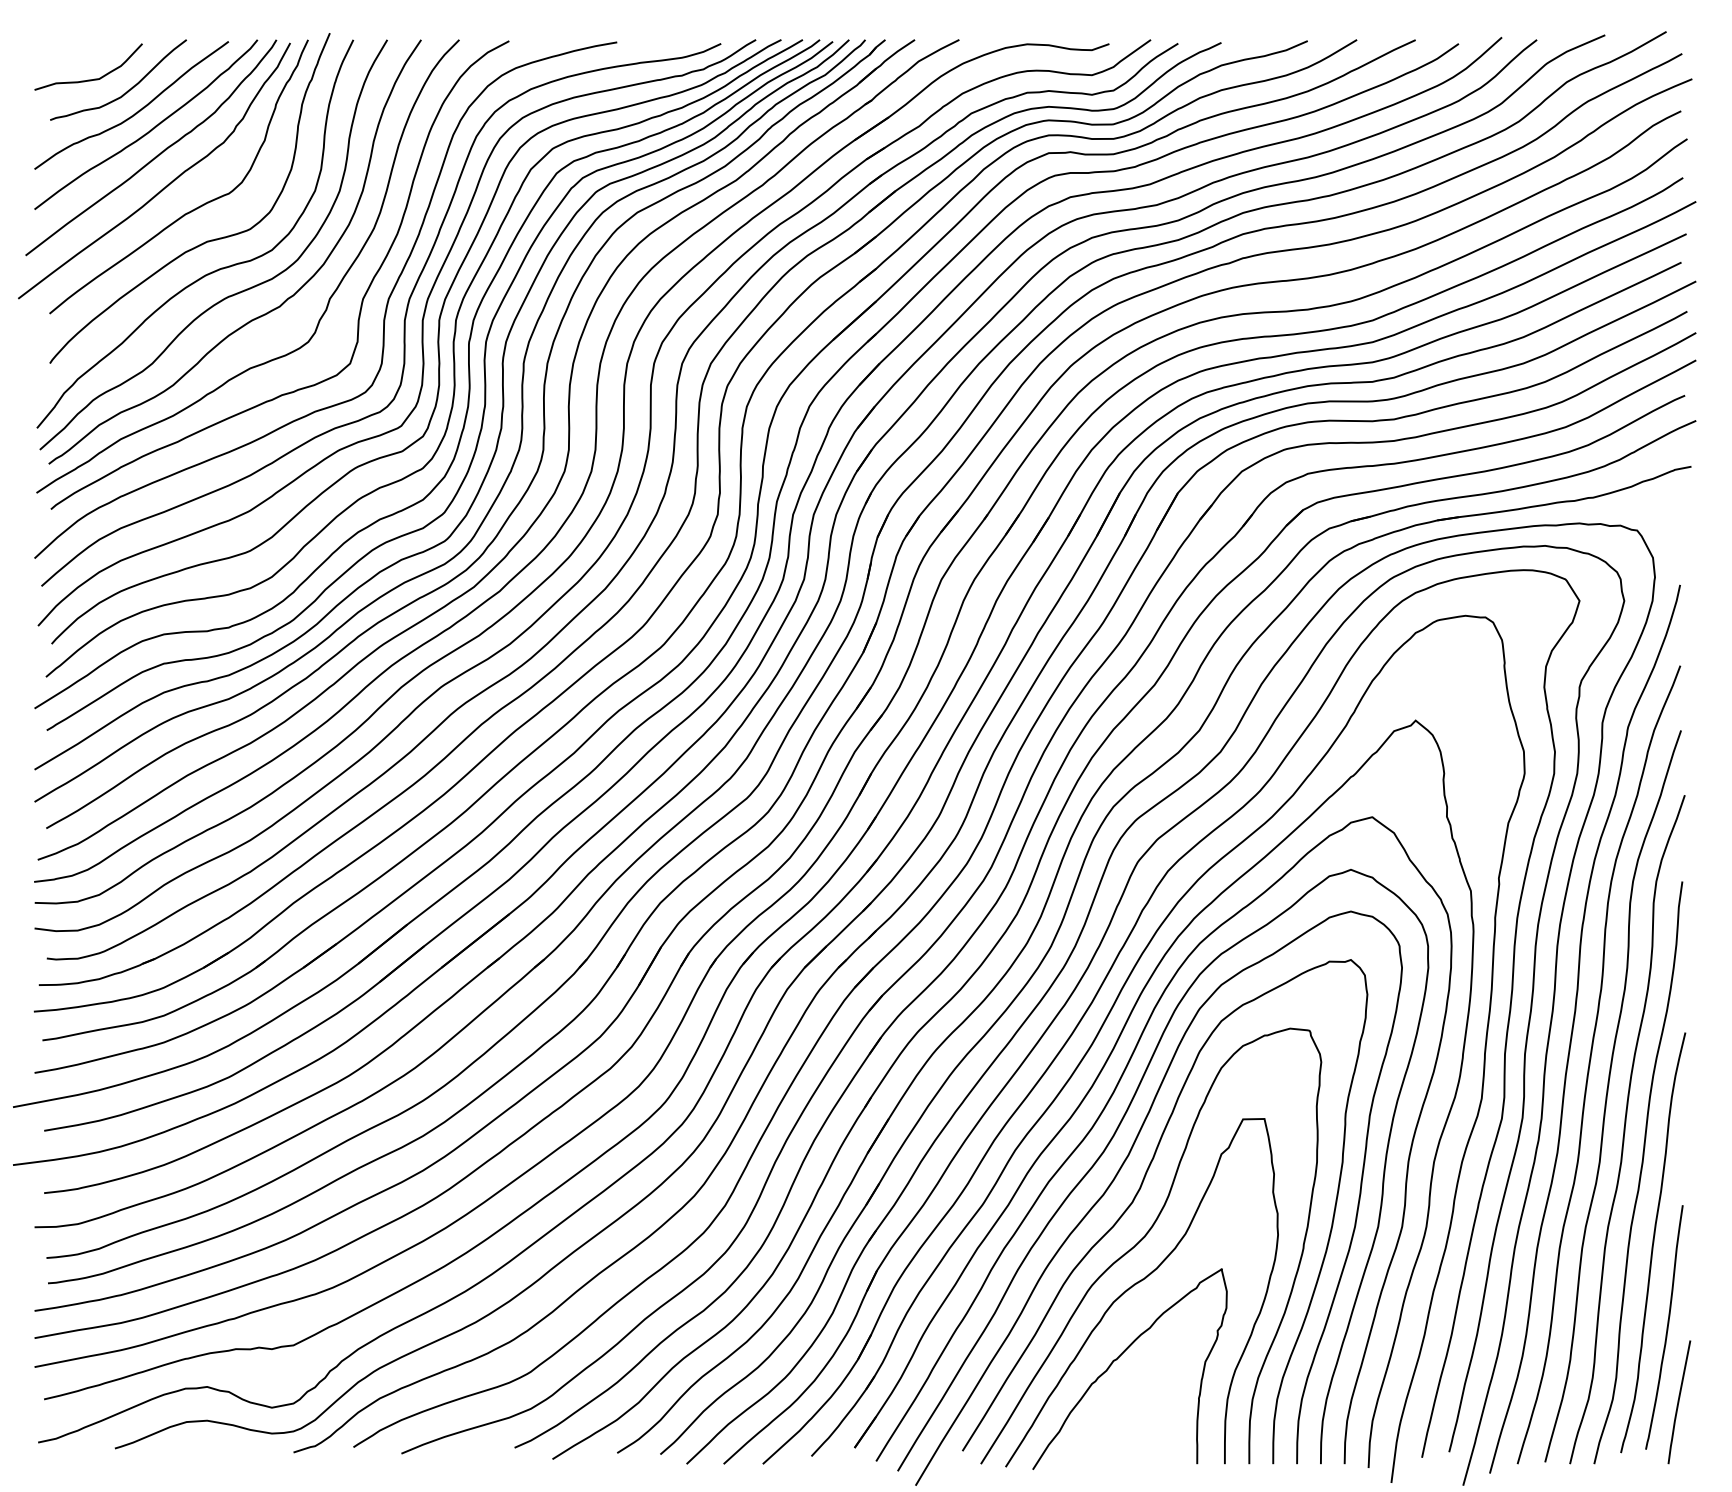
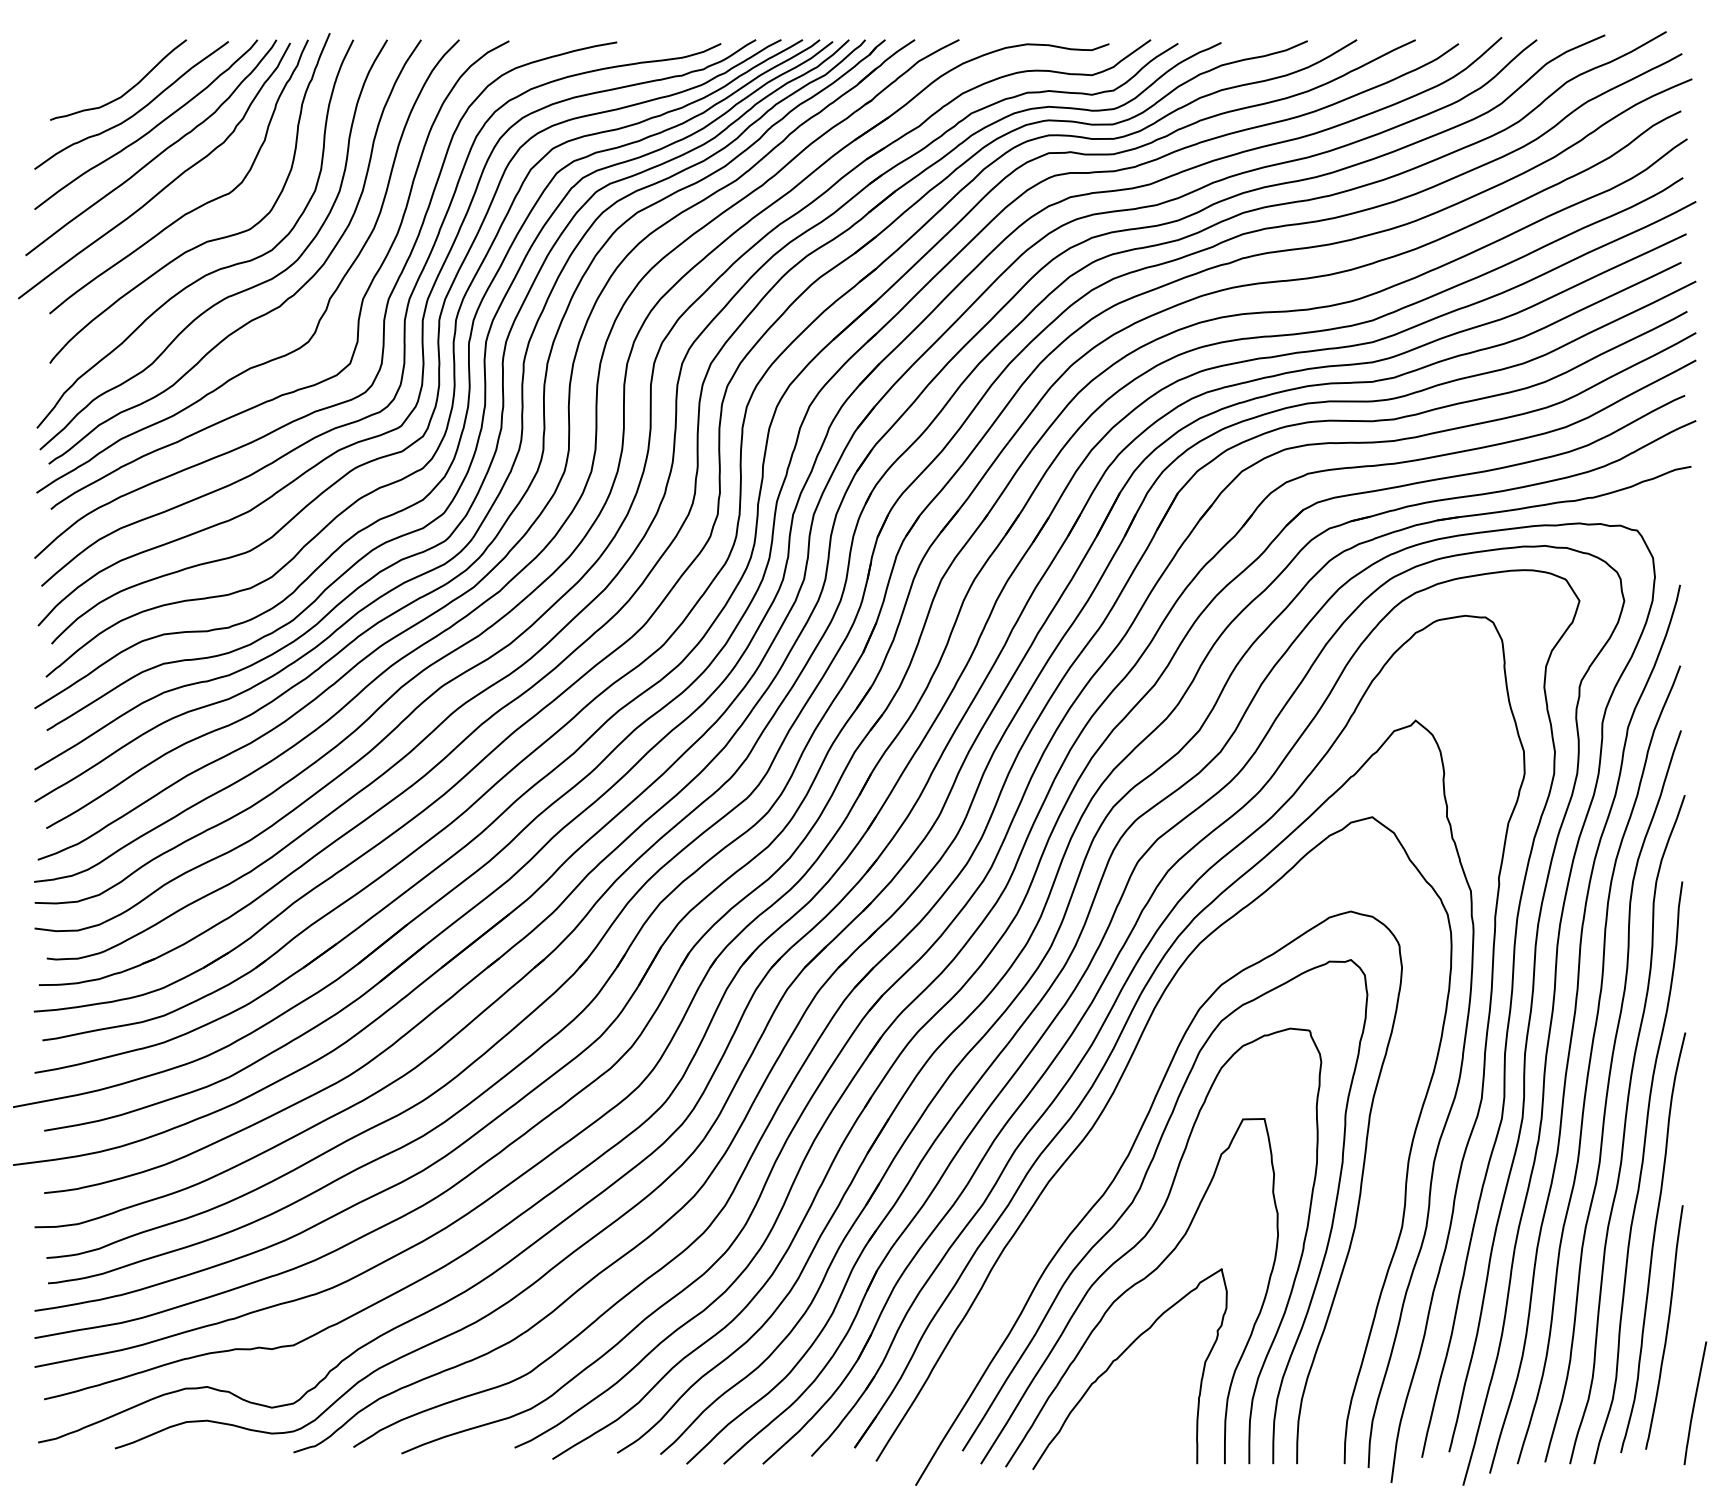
curve: present -> none (88, 79)
curve: present -> none (1111, 1141)
curve position: (1679, 1402) -> (1695, 1403) (1695, 1403)
